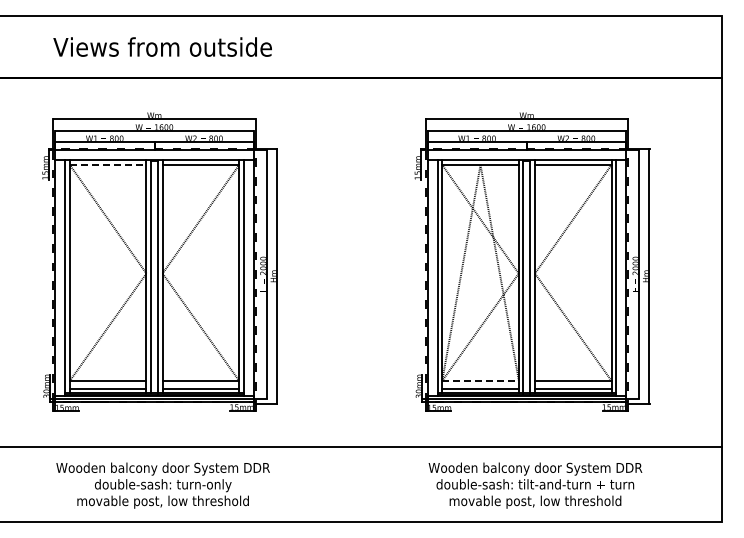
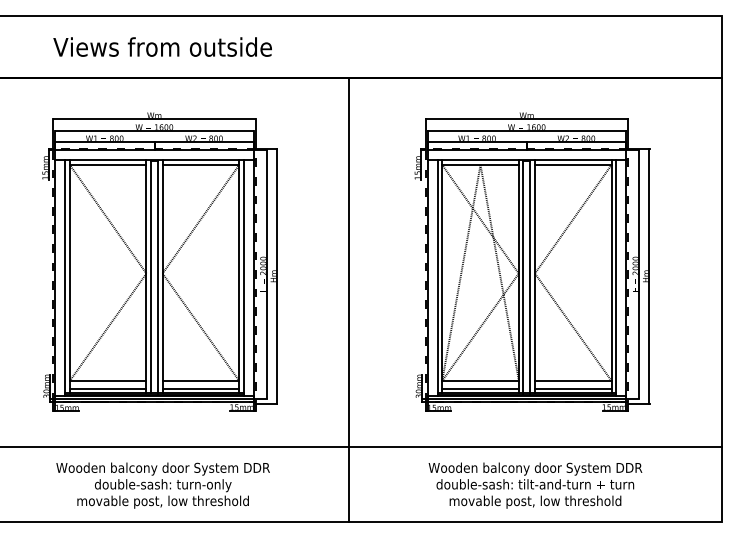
line: dashed -> solid (108, 165)
line: none -> present (349, 299)
line: dashed -> solid (481, 380)
